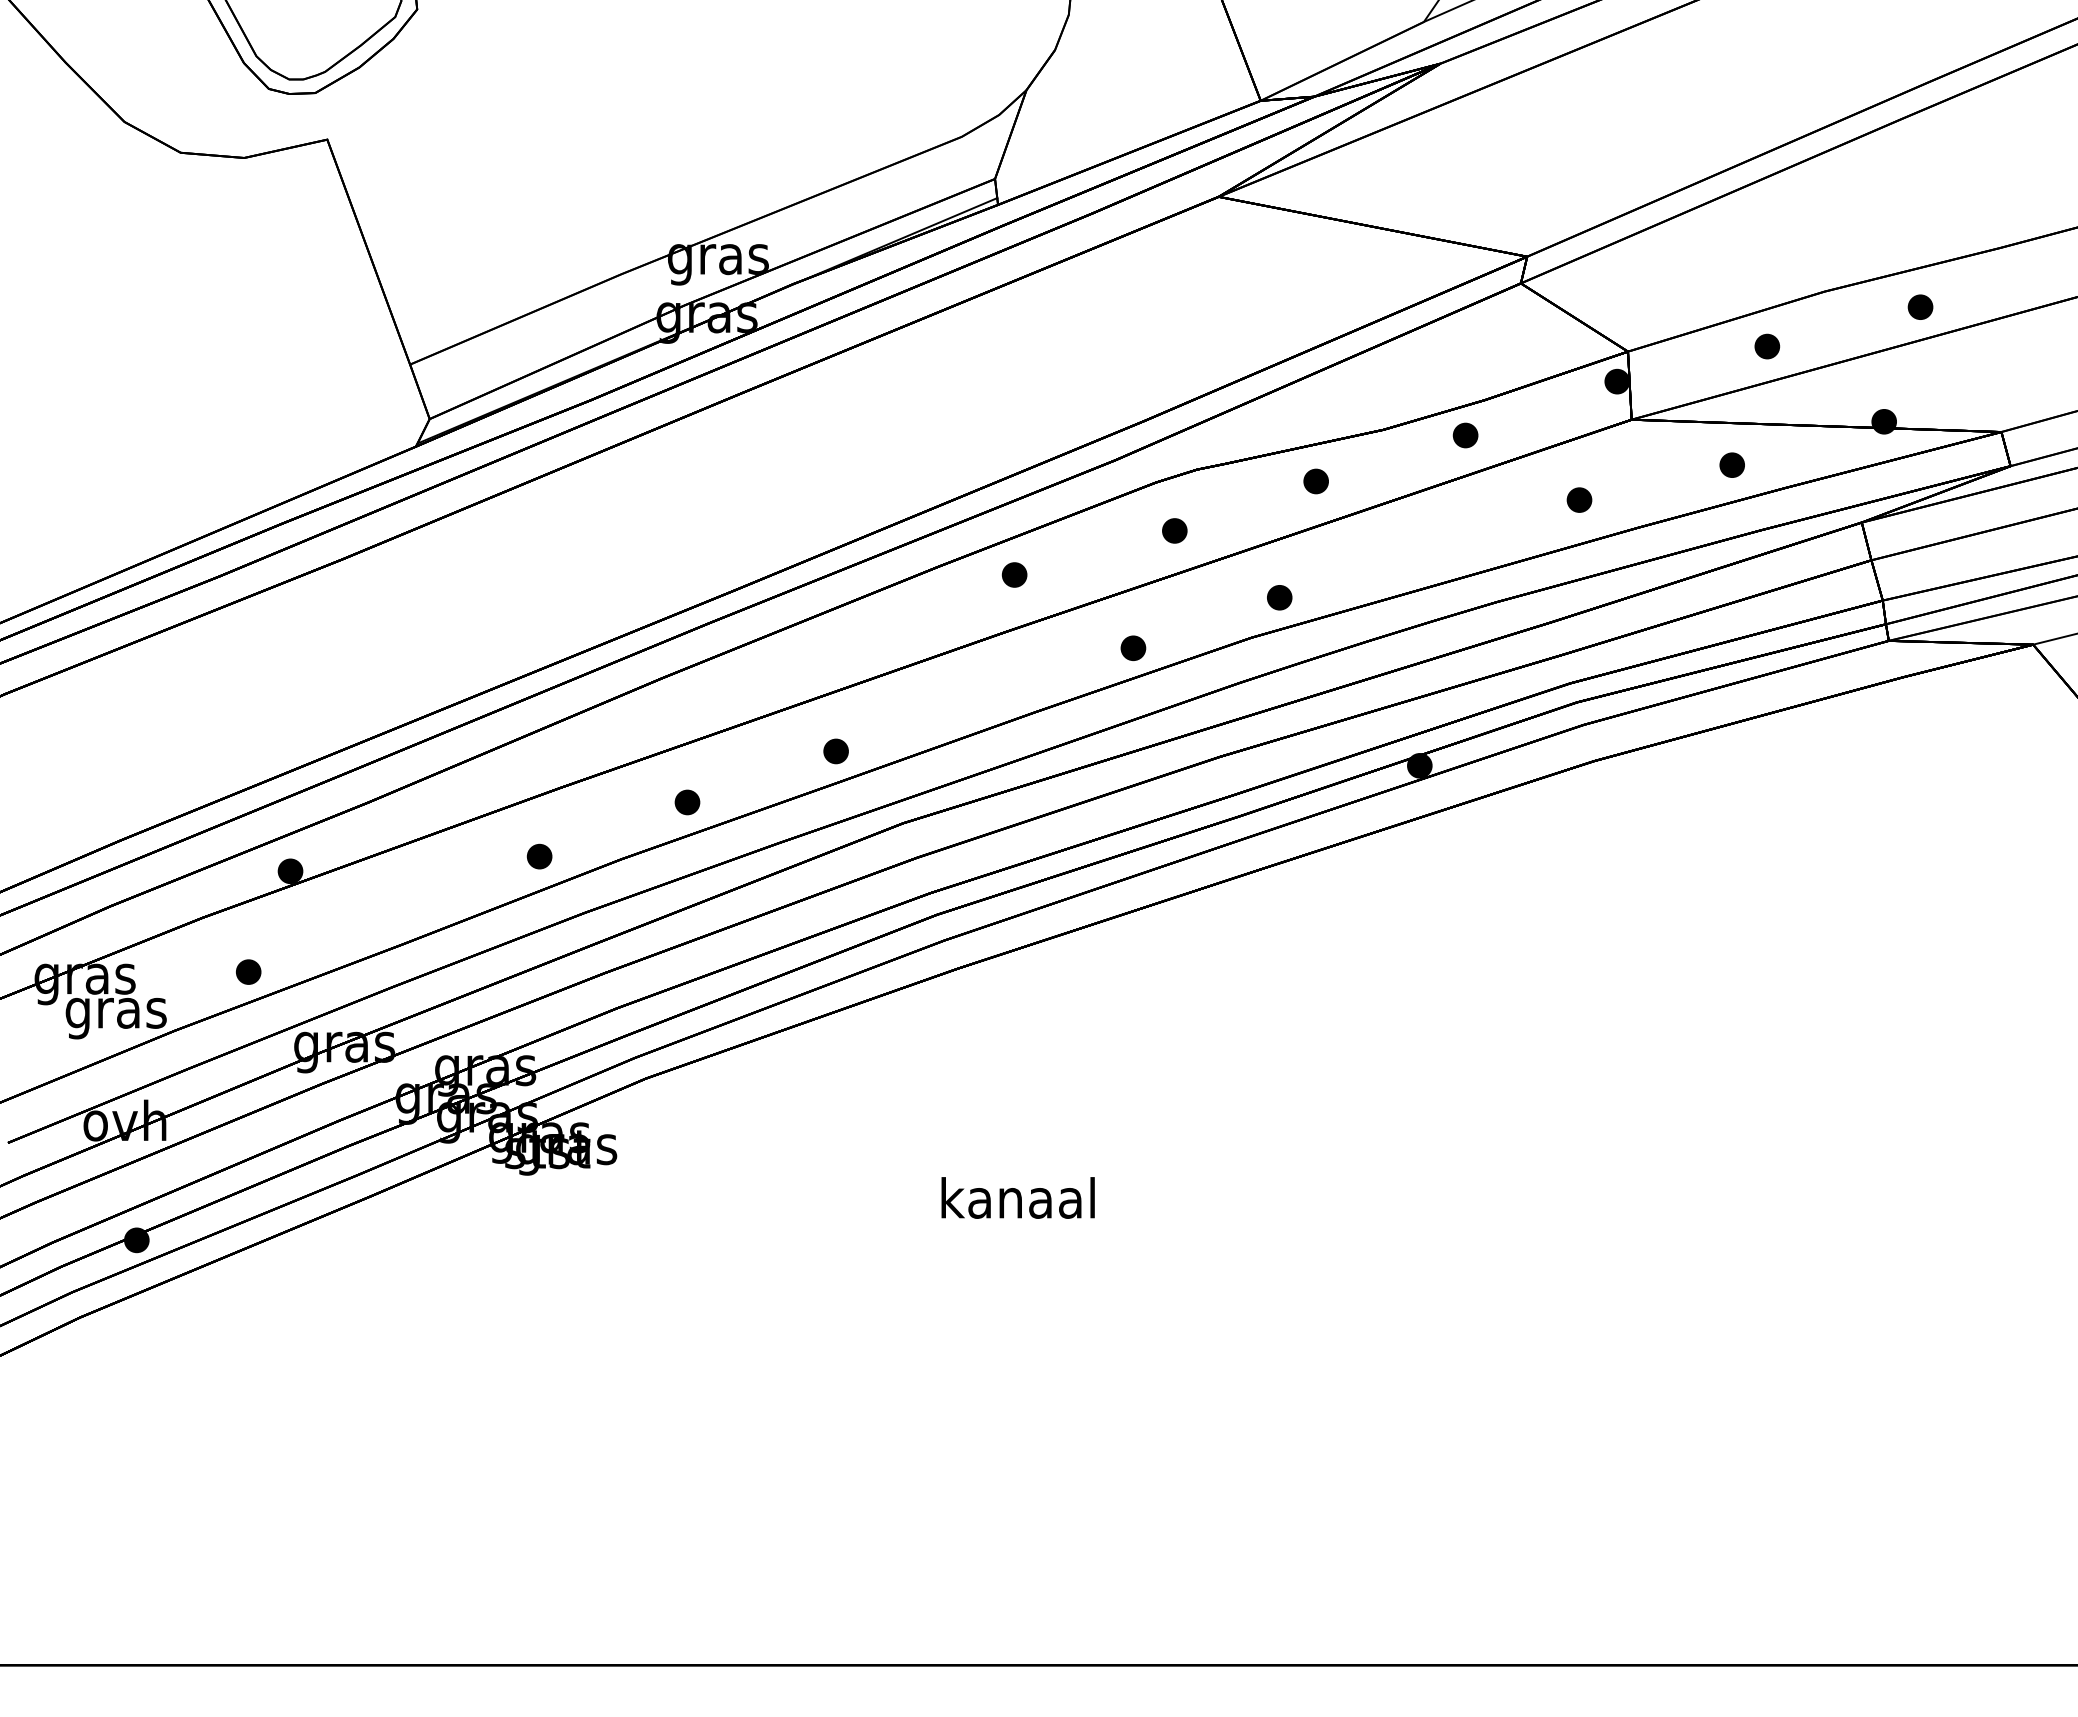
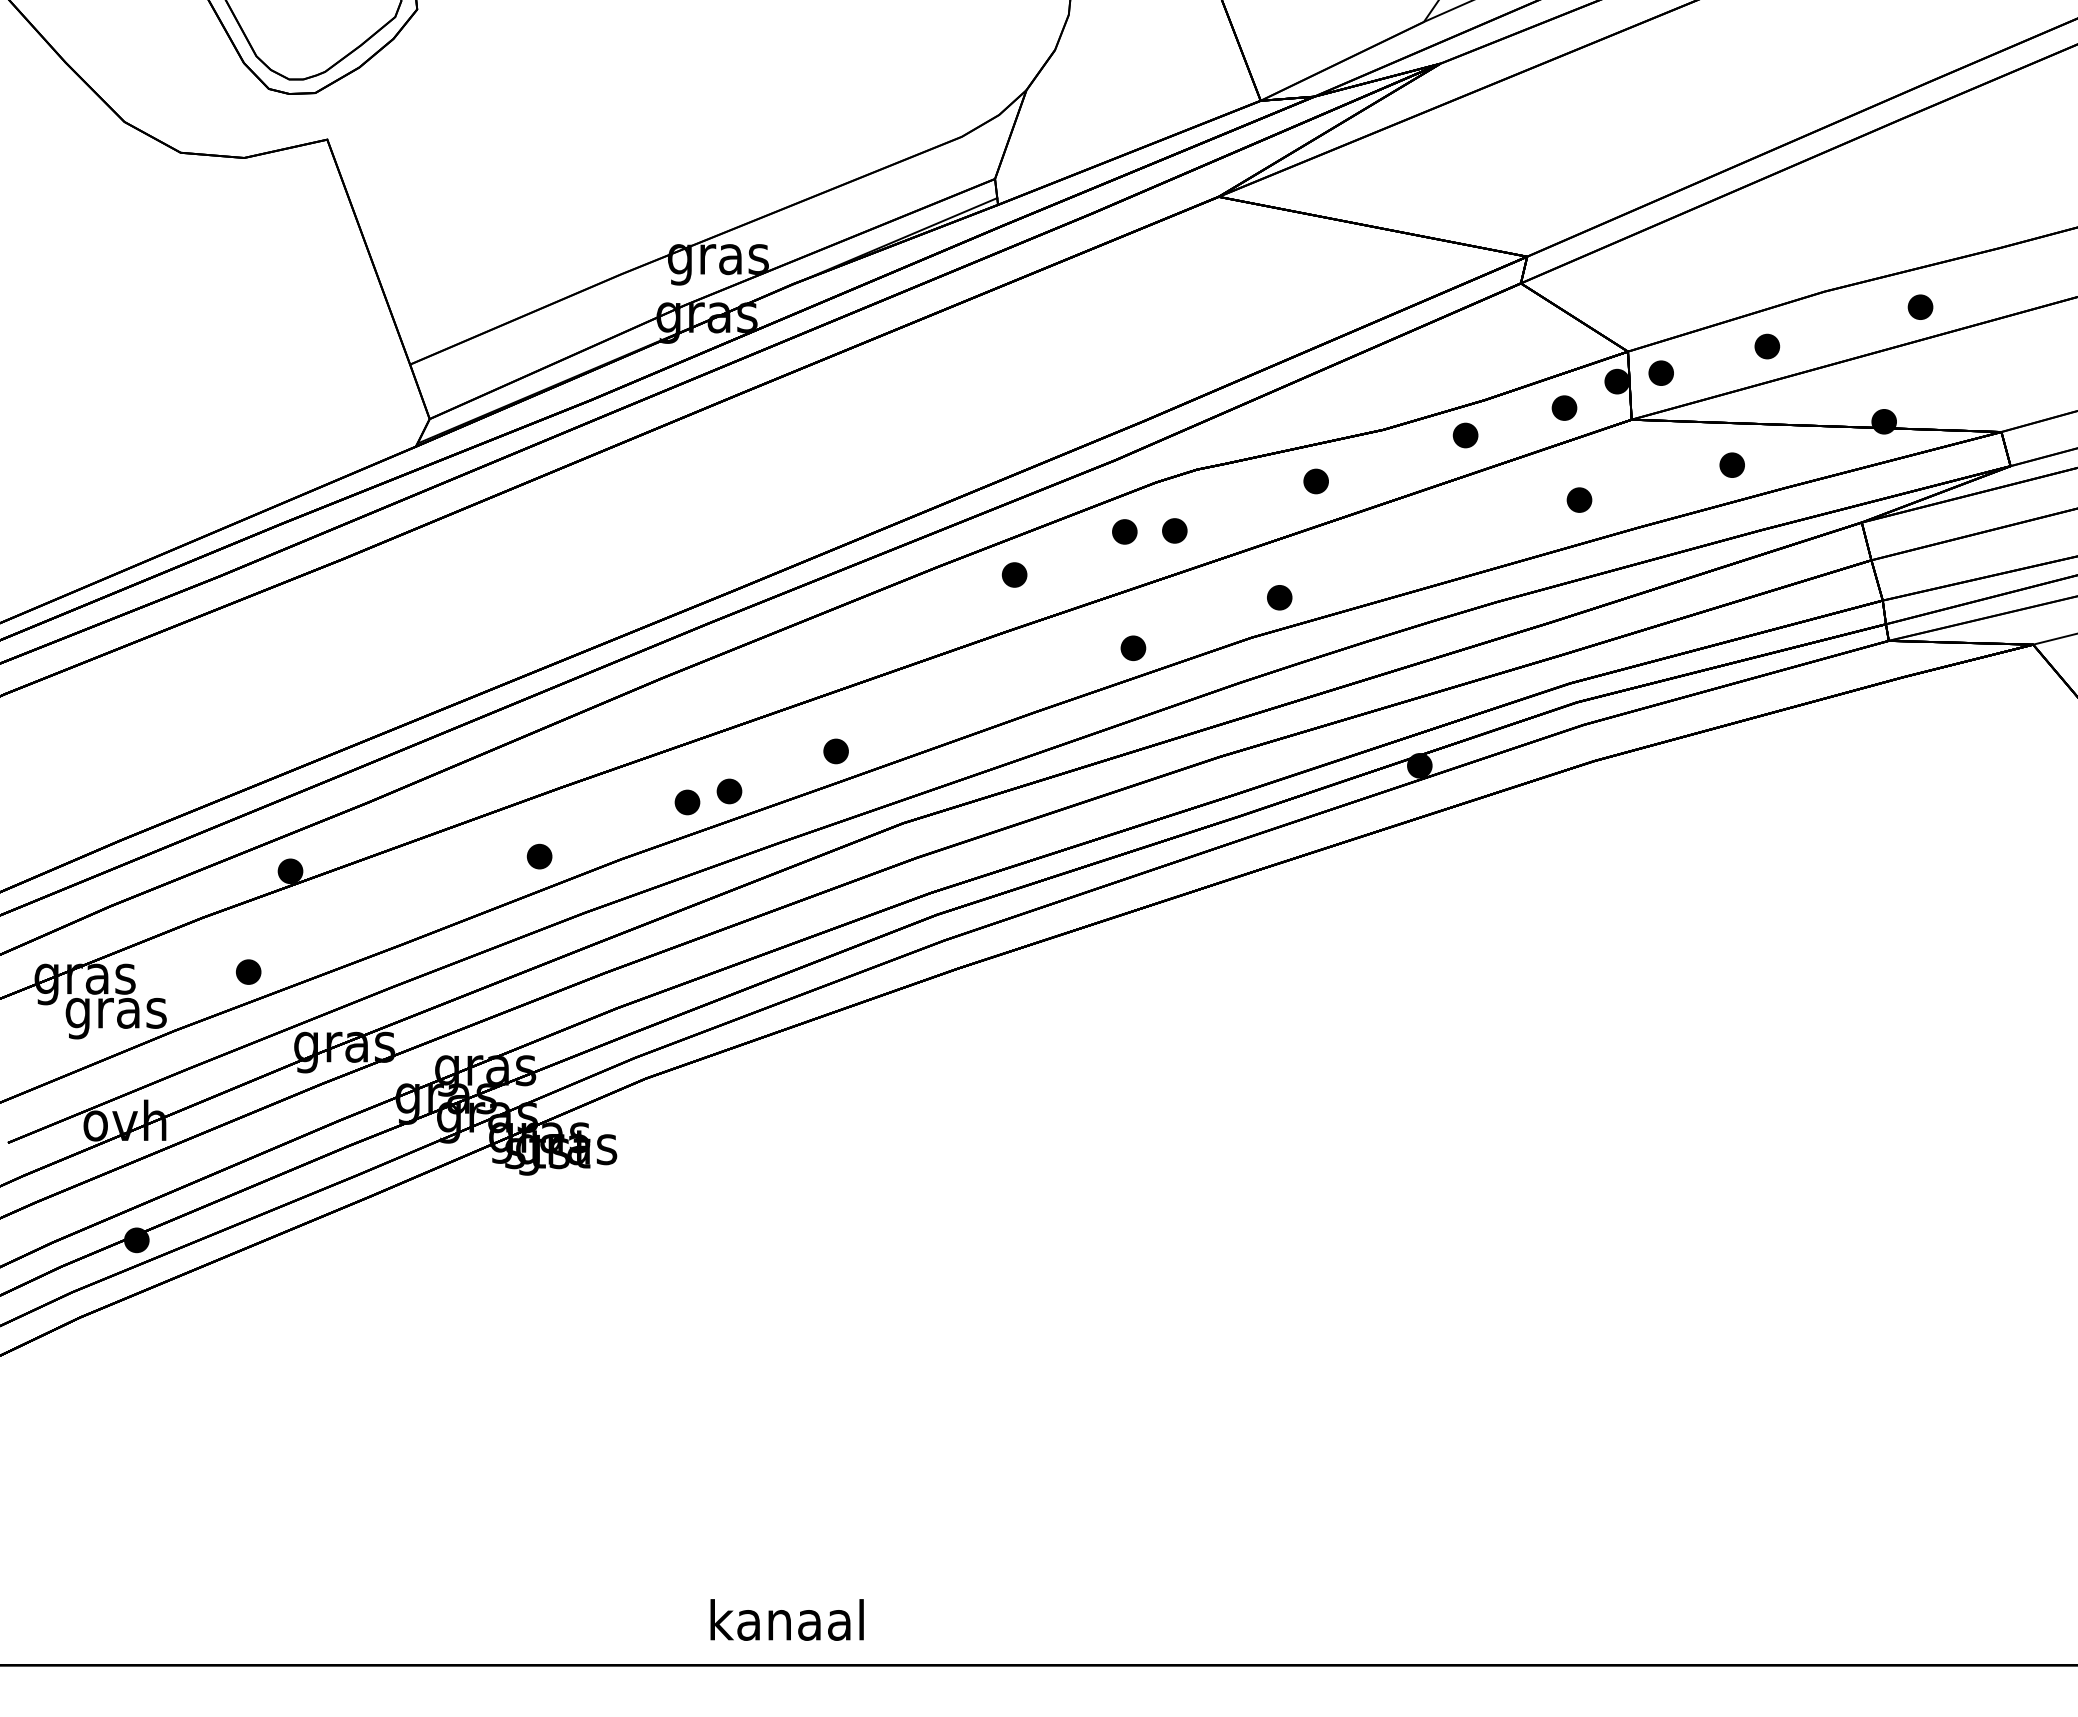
part: none -> present (1660, 372)
part: none -> present (1564, 407)
part: none -> present (1124, 531)
part: none -> present (729, 791)
text position: (1017, 1197) -> (786, 1619) (786, 1619)
